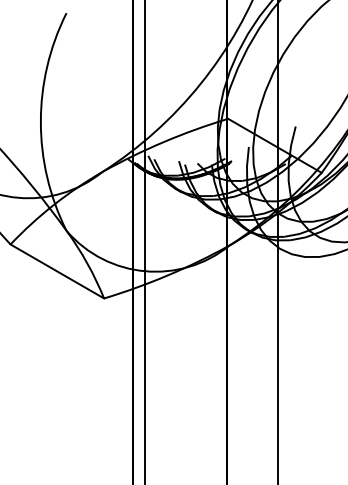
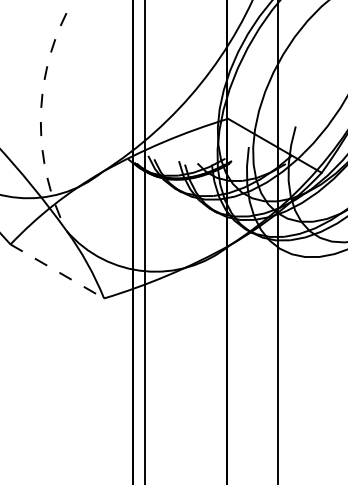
arc: solid -> dashed (40, 121)
line: solid -> dashed (57, 271)
